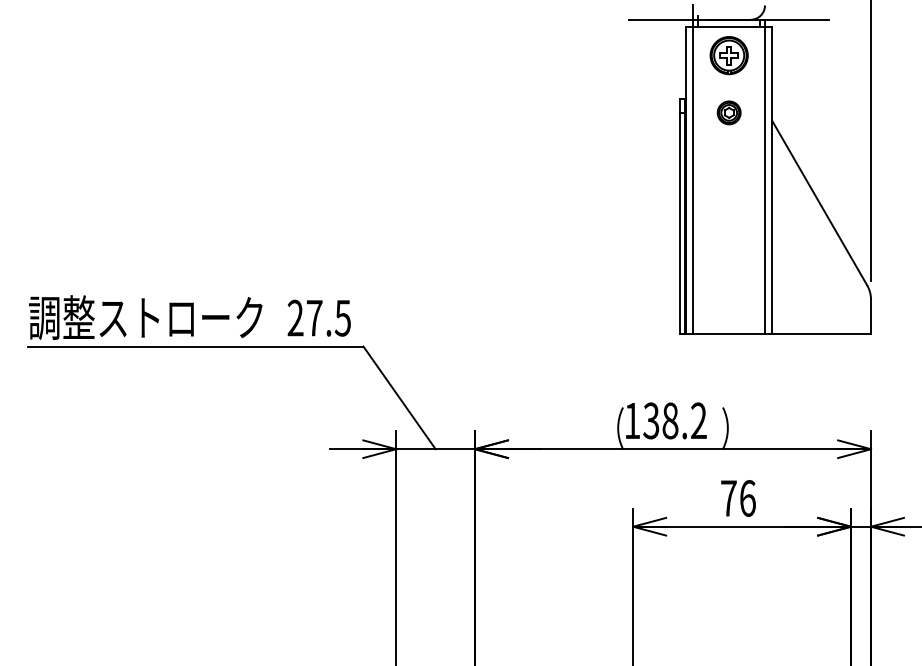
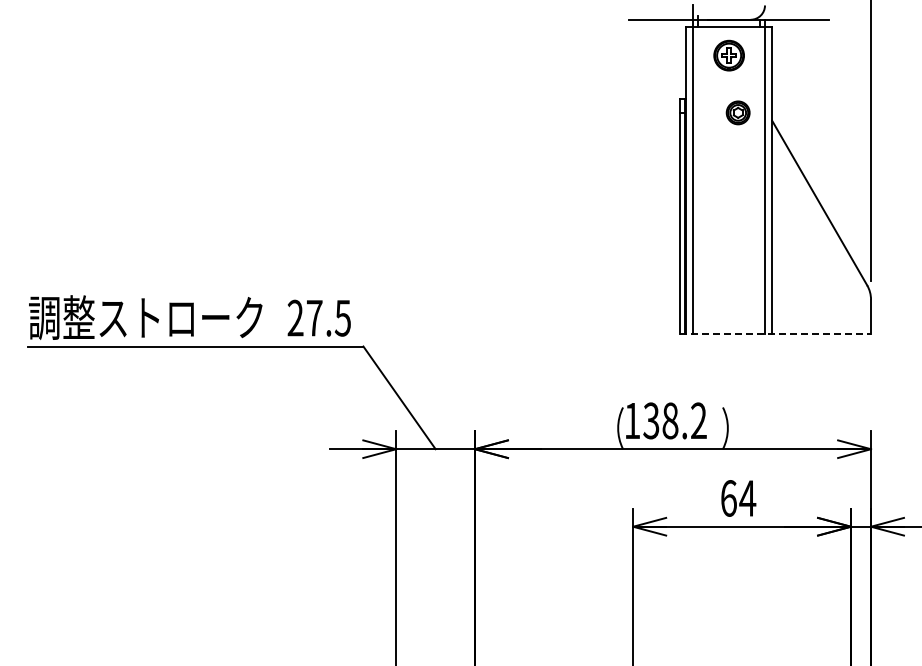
part size: 40x40 px -> 32x33 px (728, 55)
part position: (728, 112) -> (737, 112) (737, 112)
line: solid -> dashed (776, 334)
text: 76 -> 64 (738, 498)
